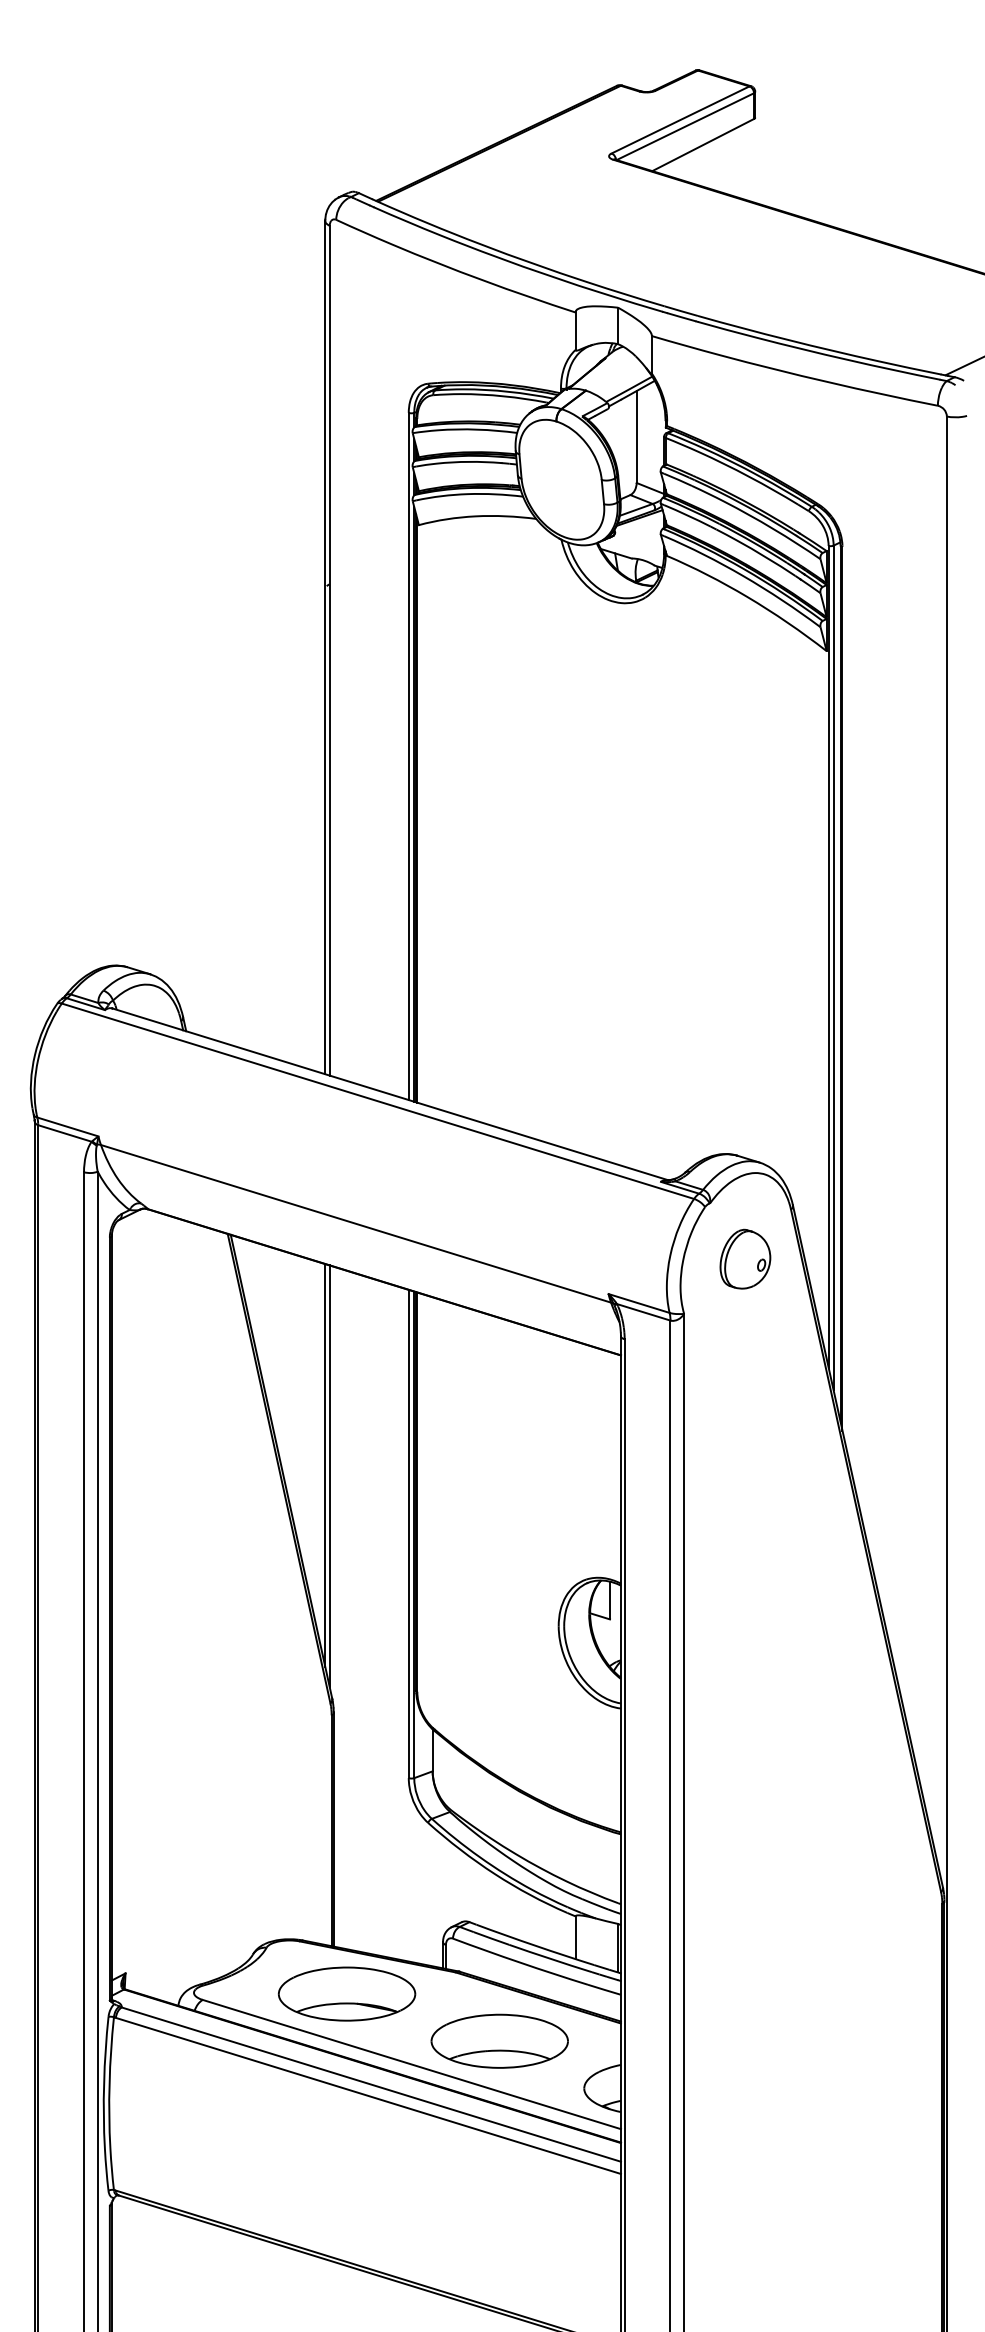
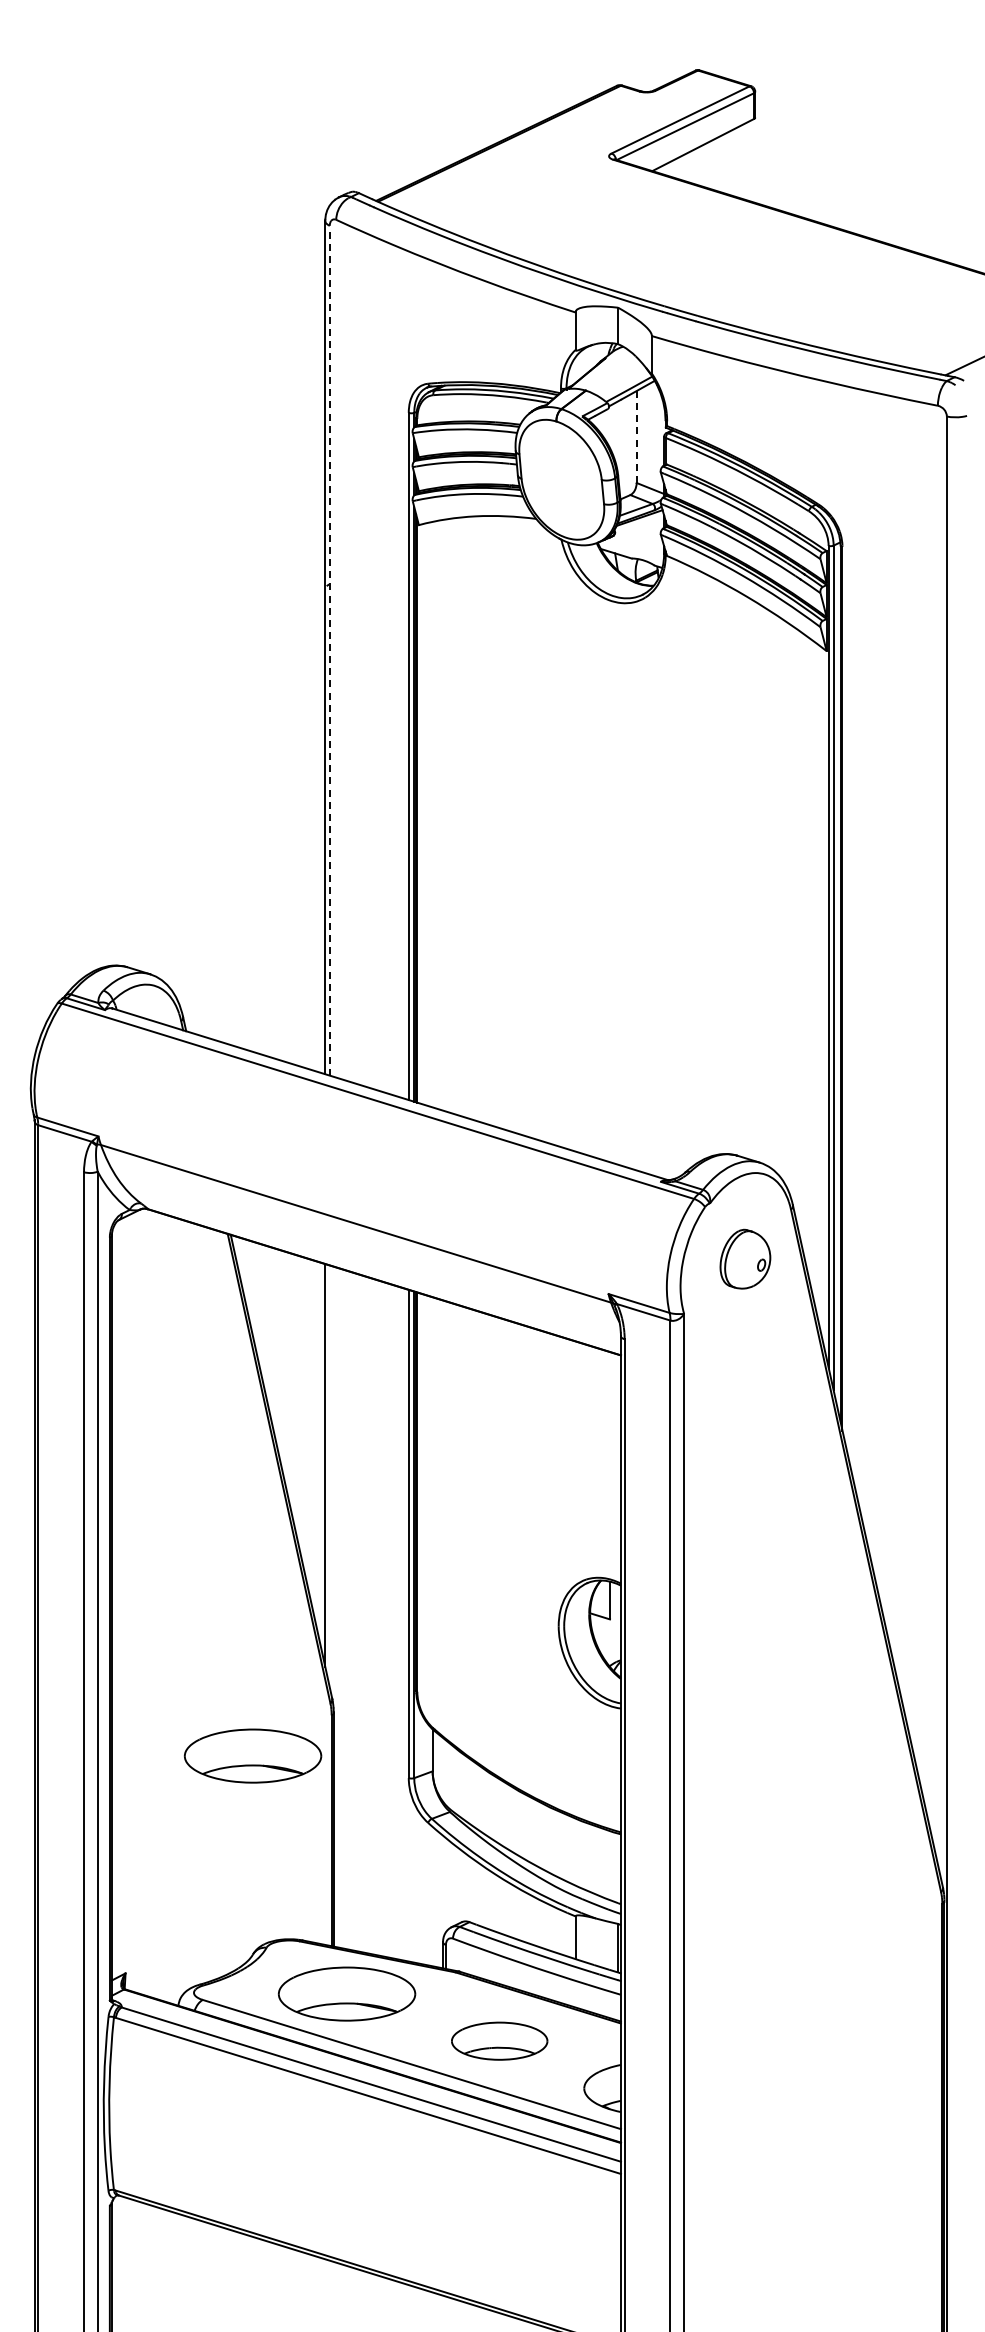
line: solid -> dashed (636, 437)
line: solid -> dashed (329, 650)
line: present -> none (329, 1476)
part: none -> present (252, 1755)
part size: 139x56 px -> 98x40 px (499, 2040)
